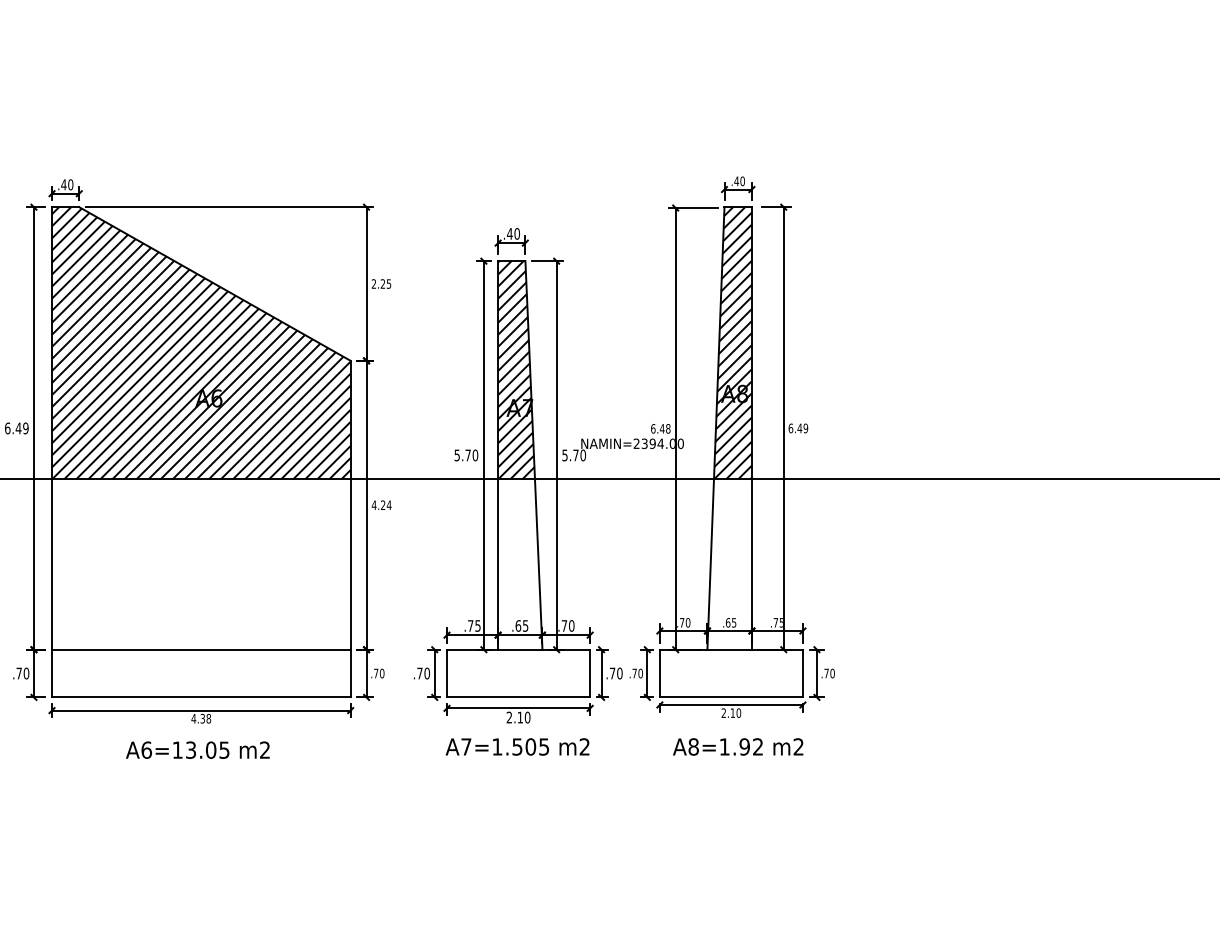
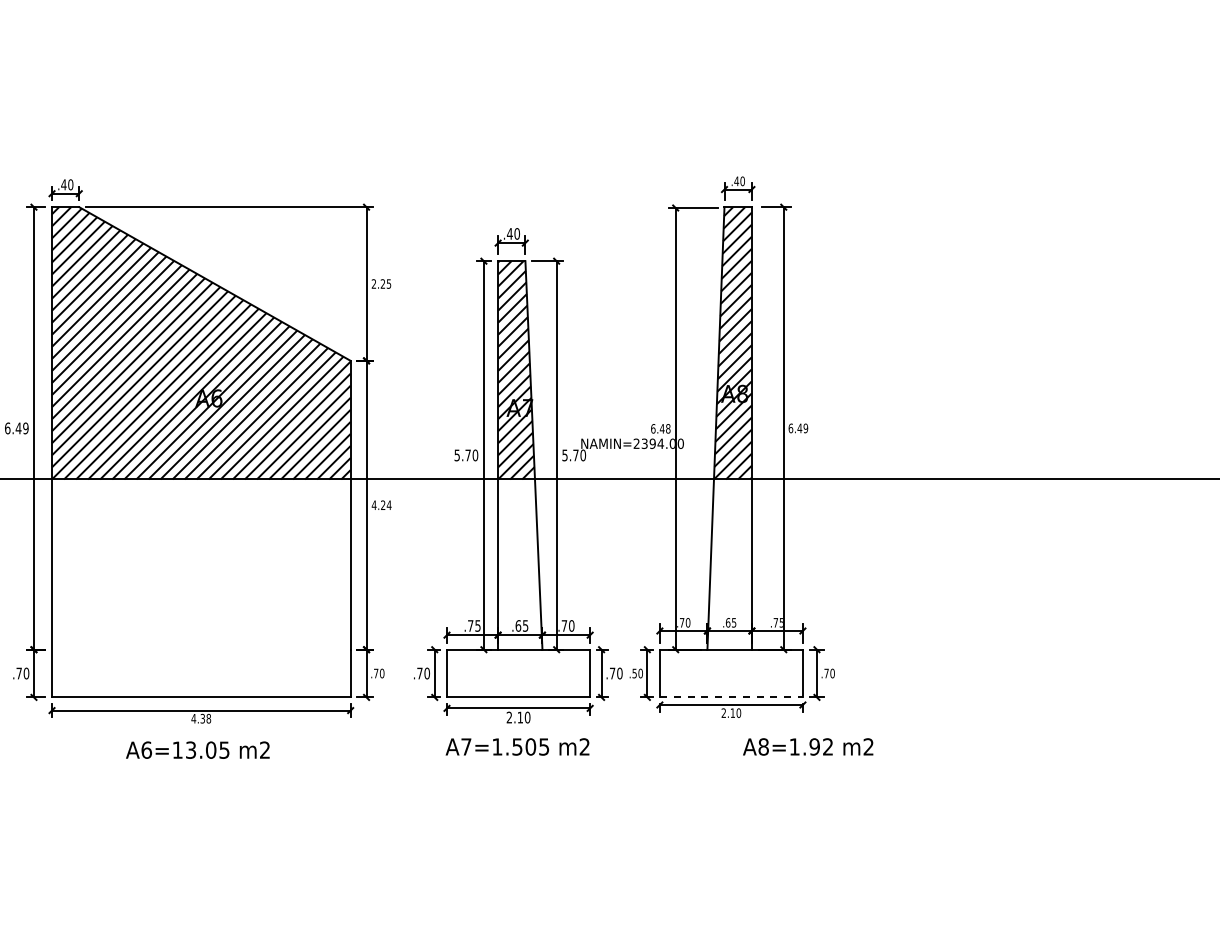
line: present -> none (201, 649)
text: .70 -> .50 (634, 673)
line: solid -> dashed (731, 697)
text position: (738, 746) -> (808, 746) (808, 746)
